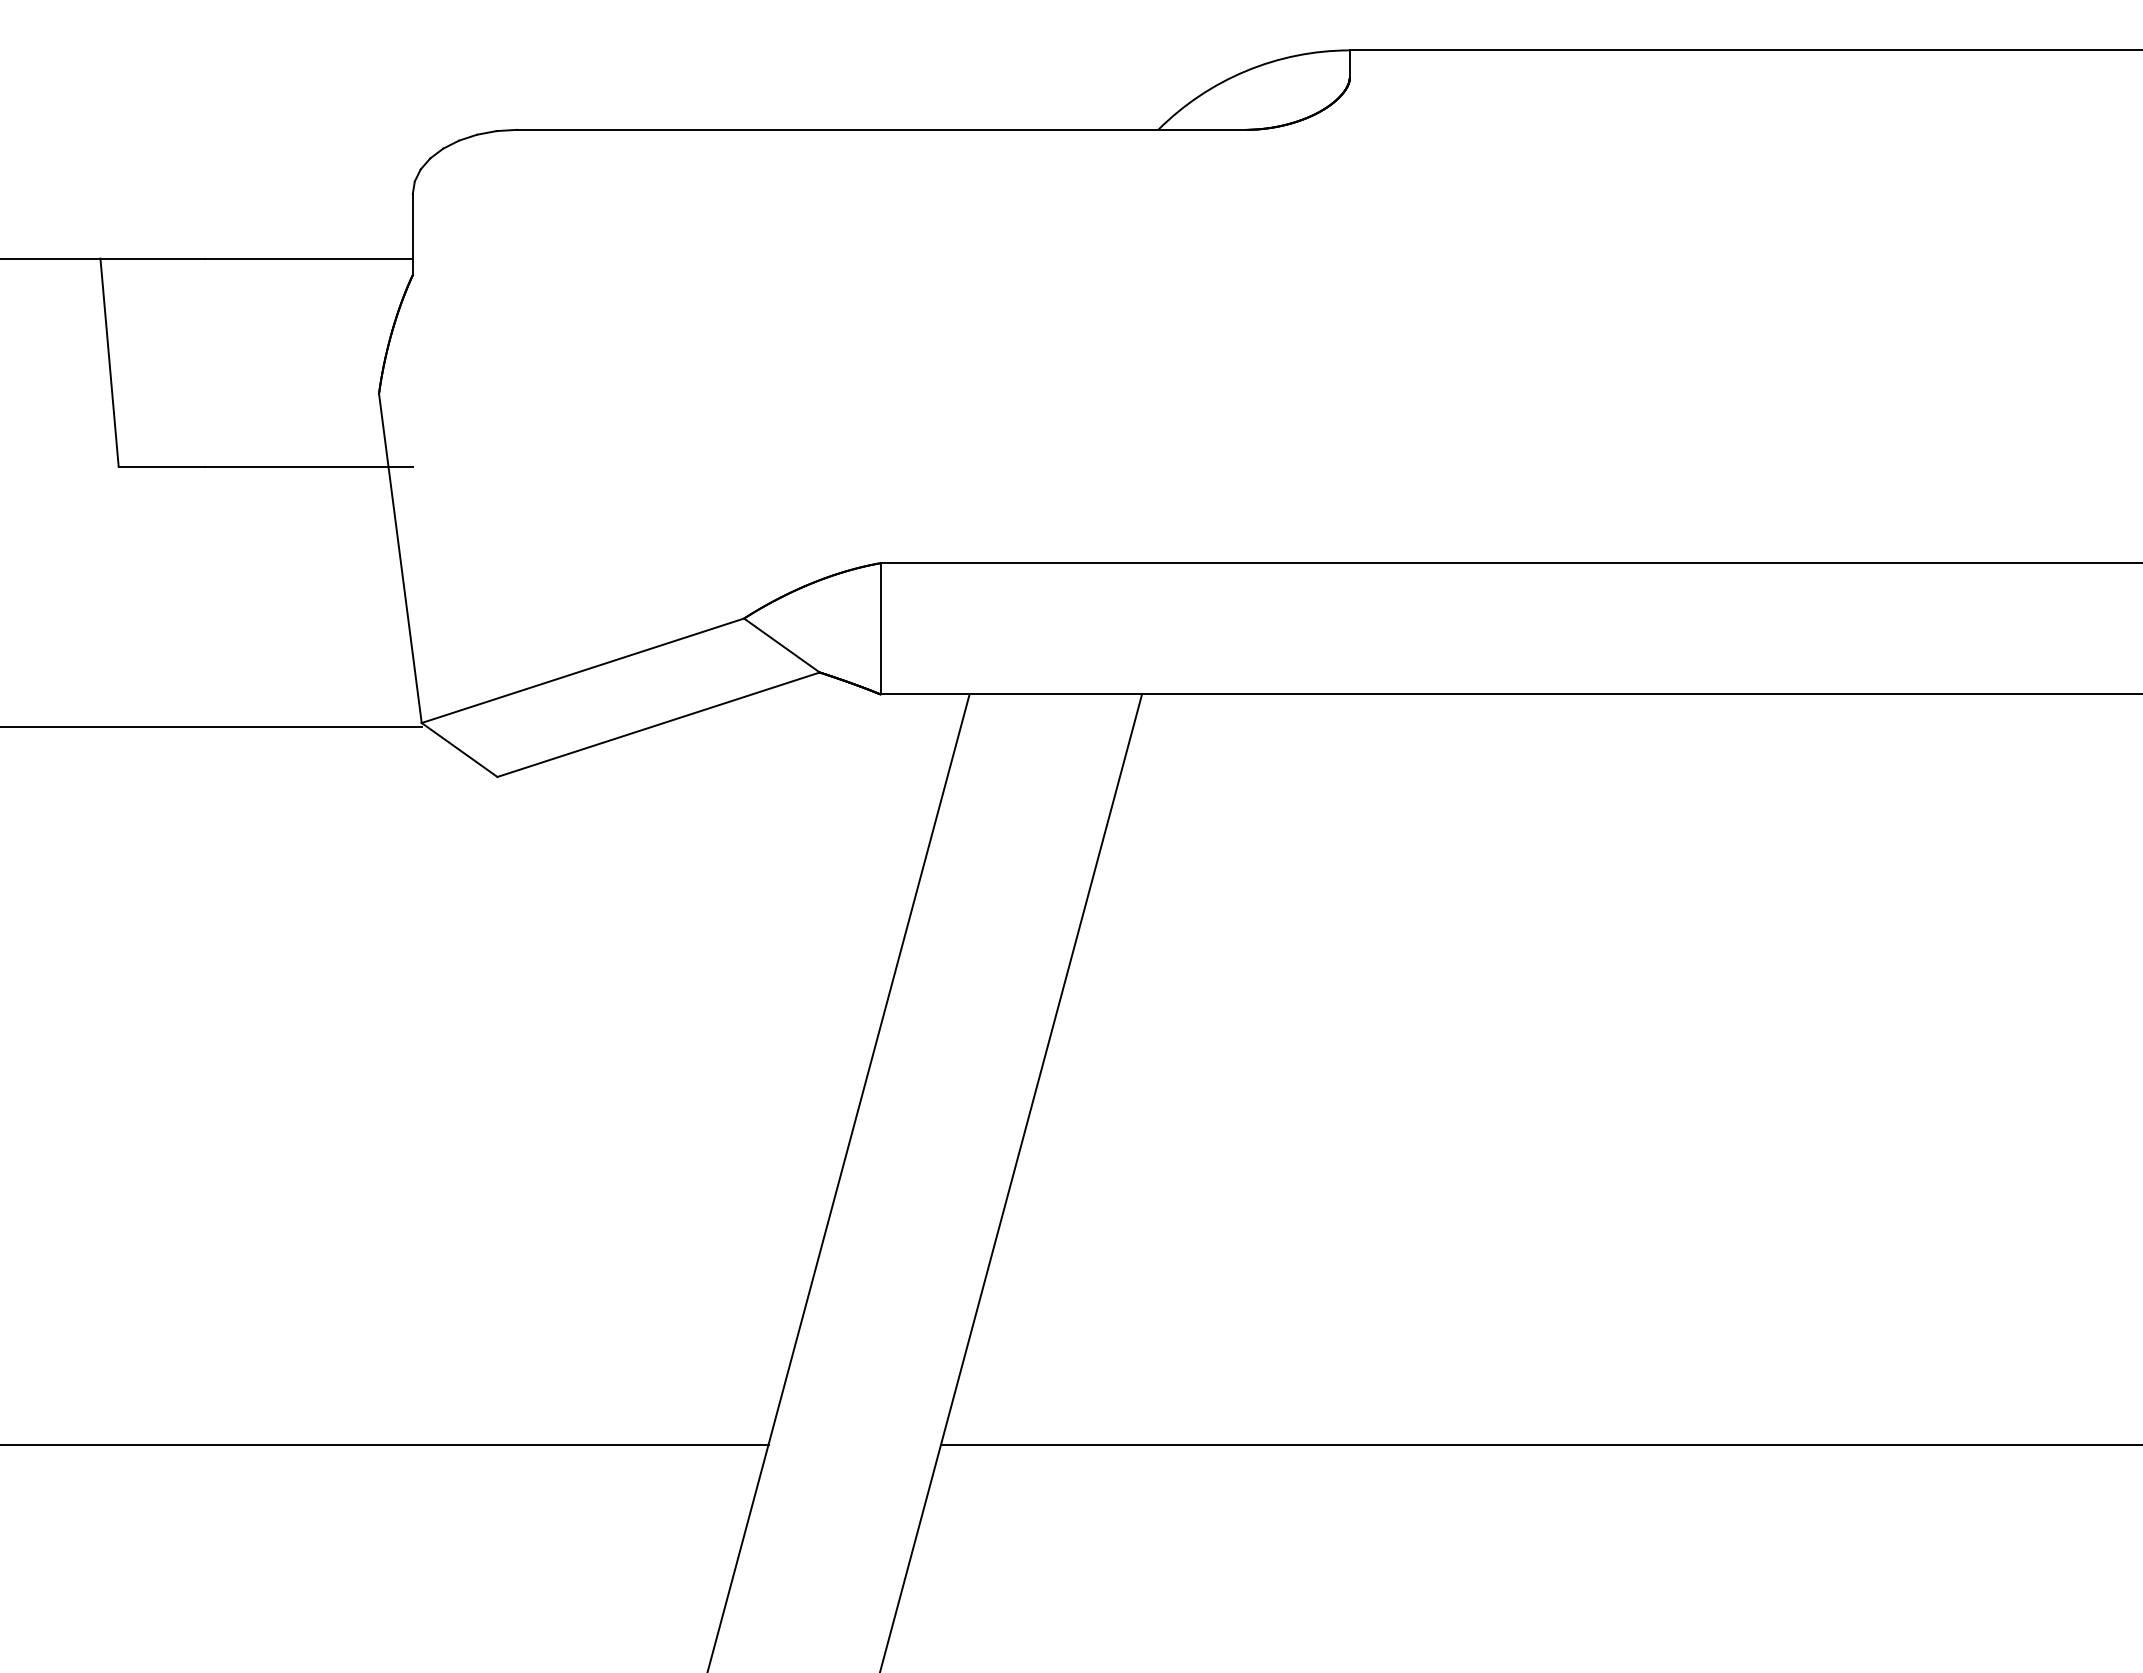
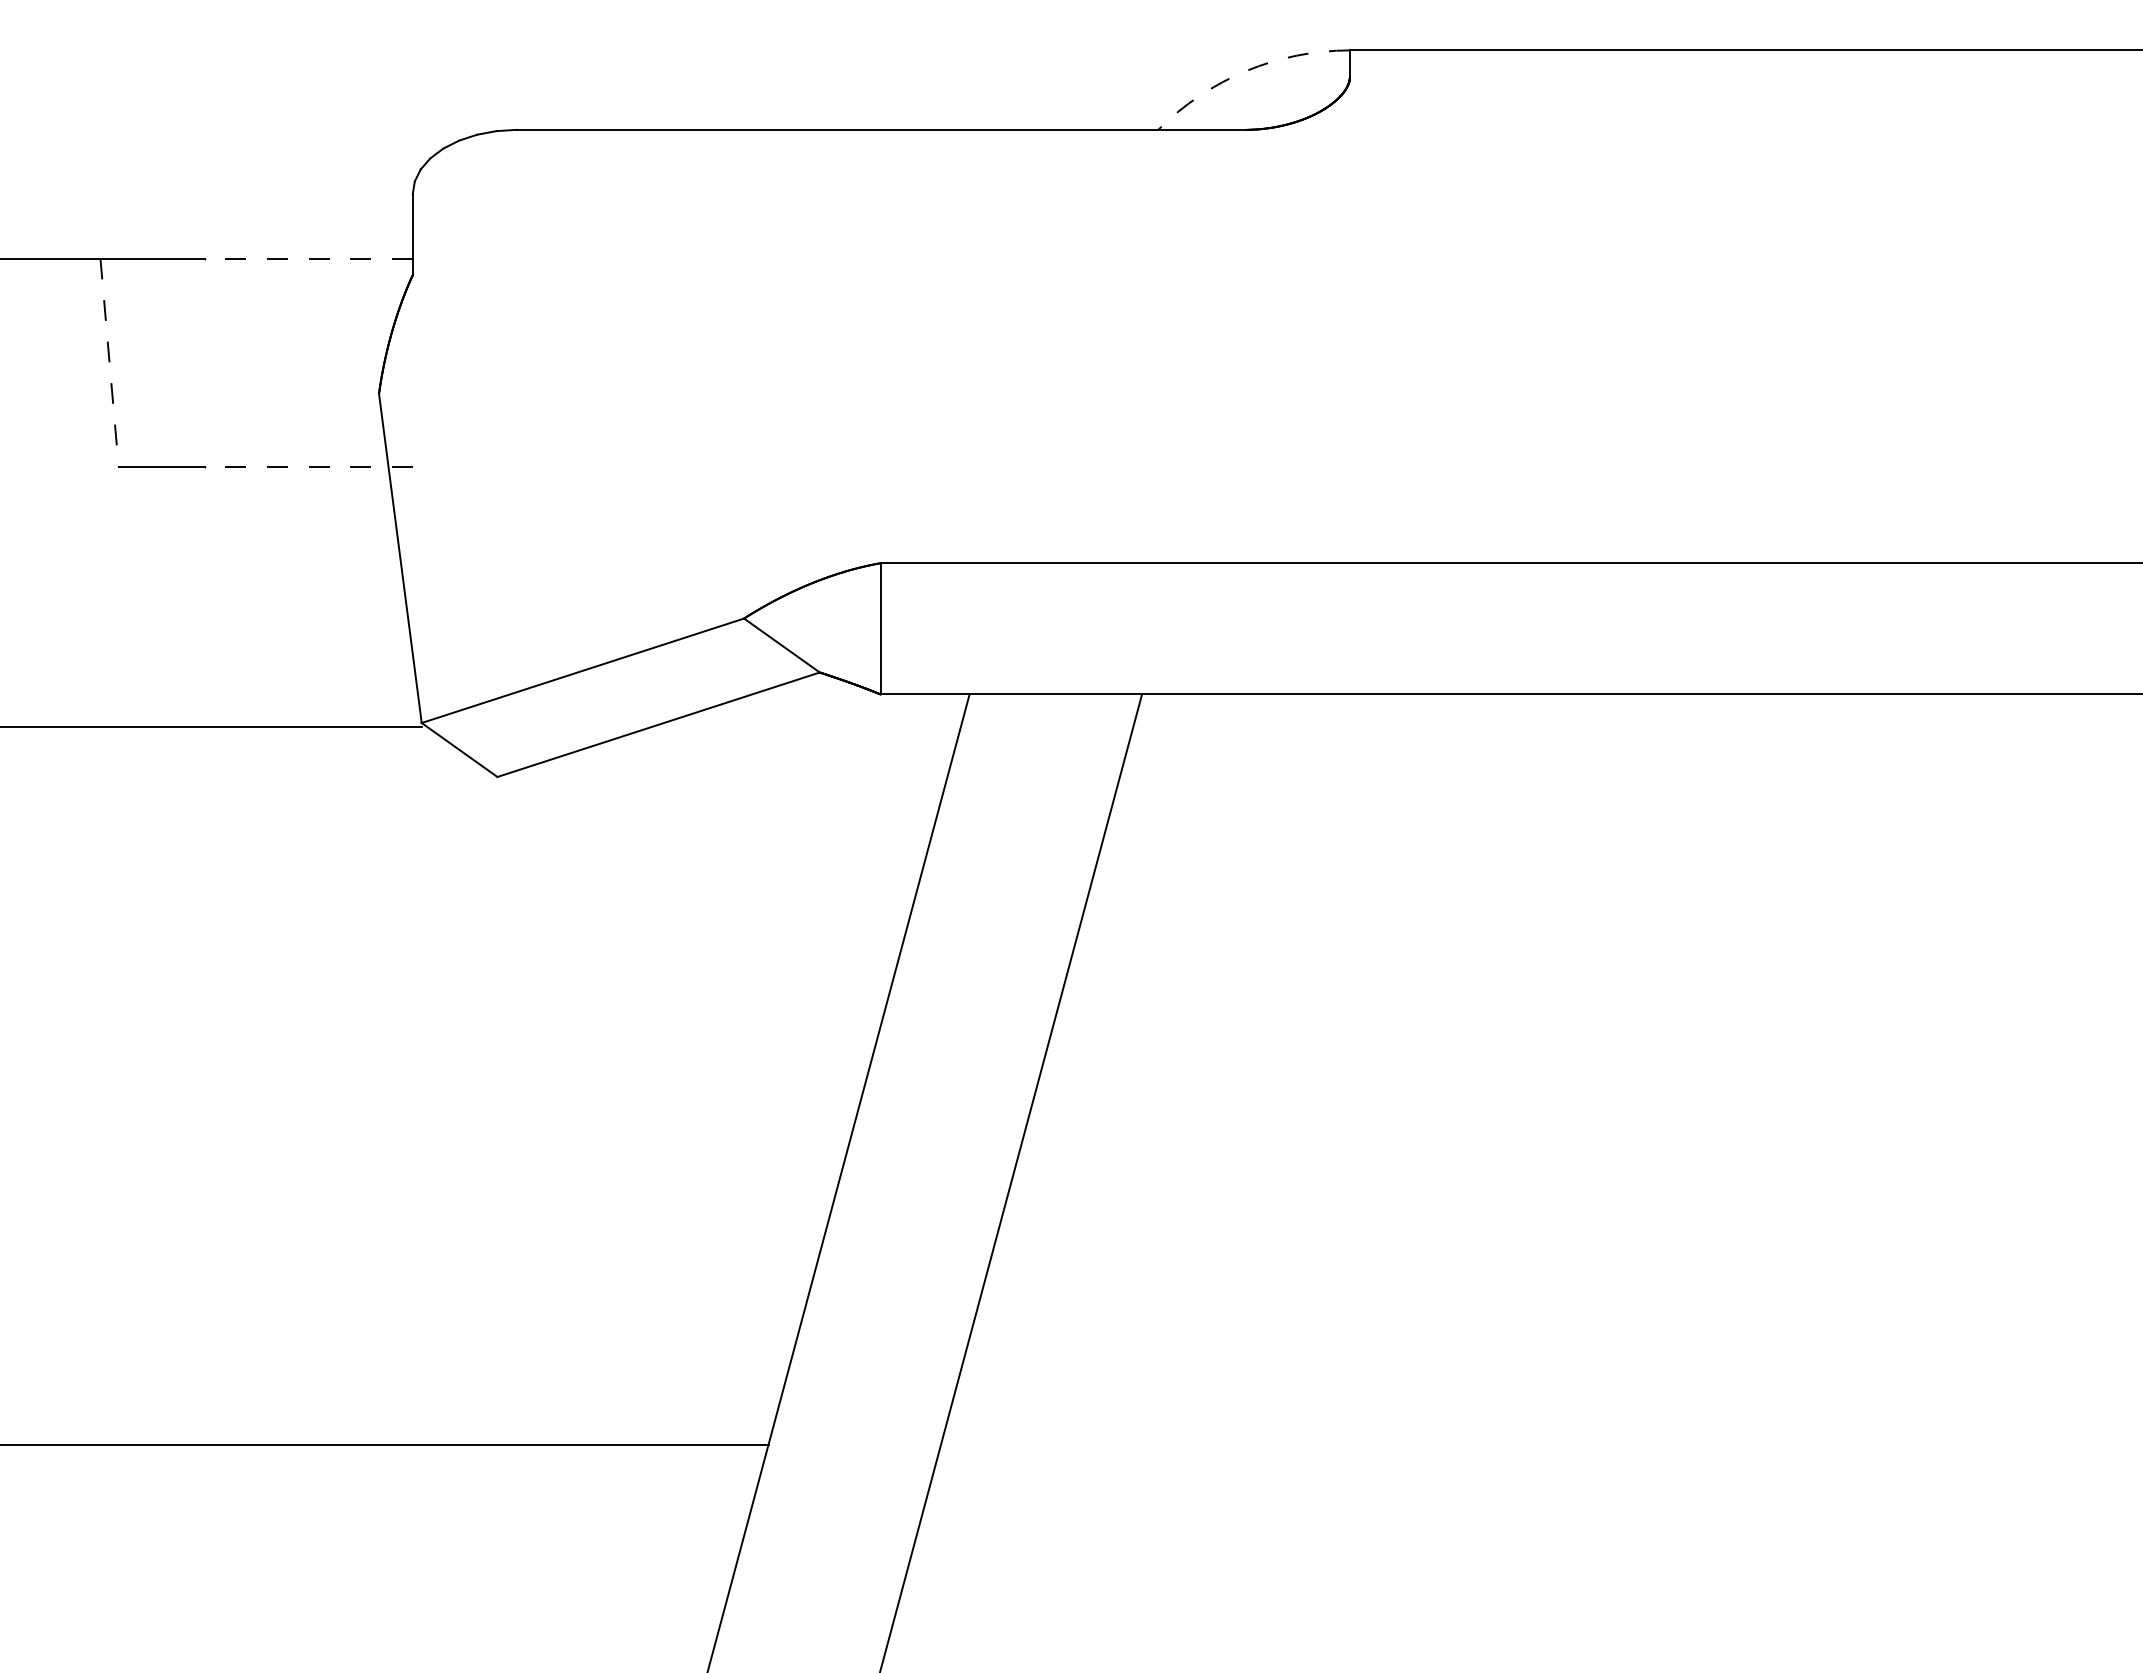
arc: solid -> dashed (1246, 71)
line: solid -> dashed (308, 258)
line: solid -> dashed (109, 362)
line: solid -> dashed (308, 466)
line: present -> none (1539, 1444)
